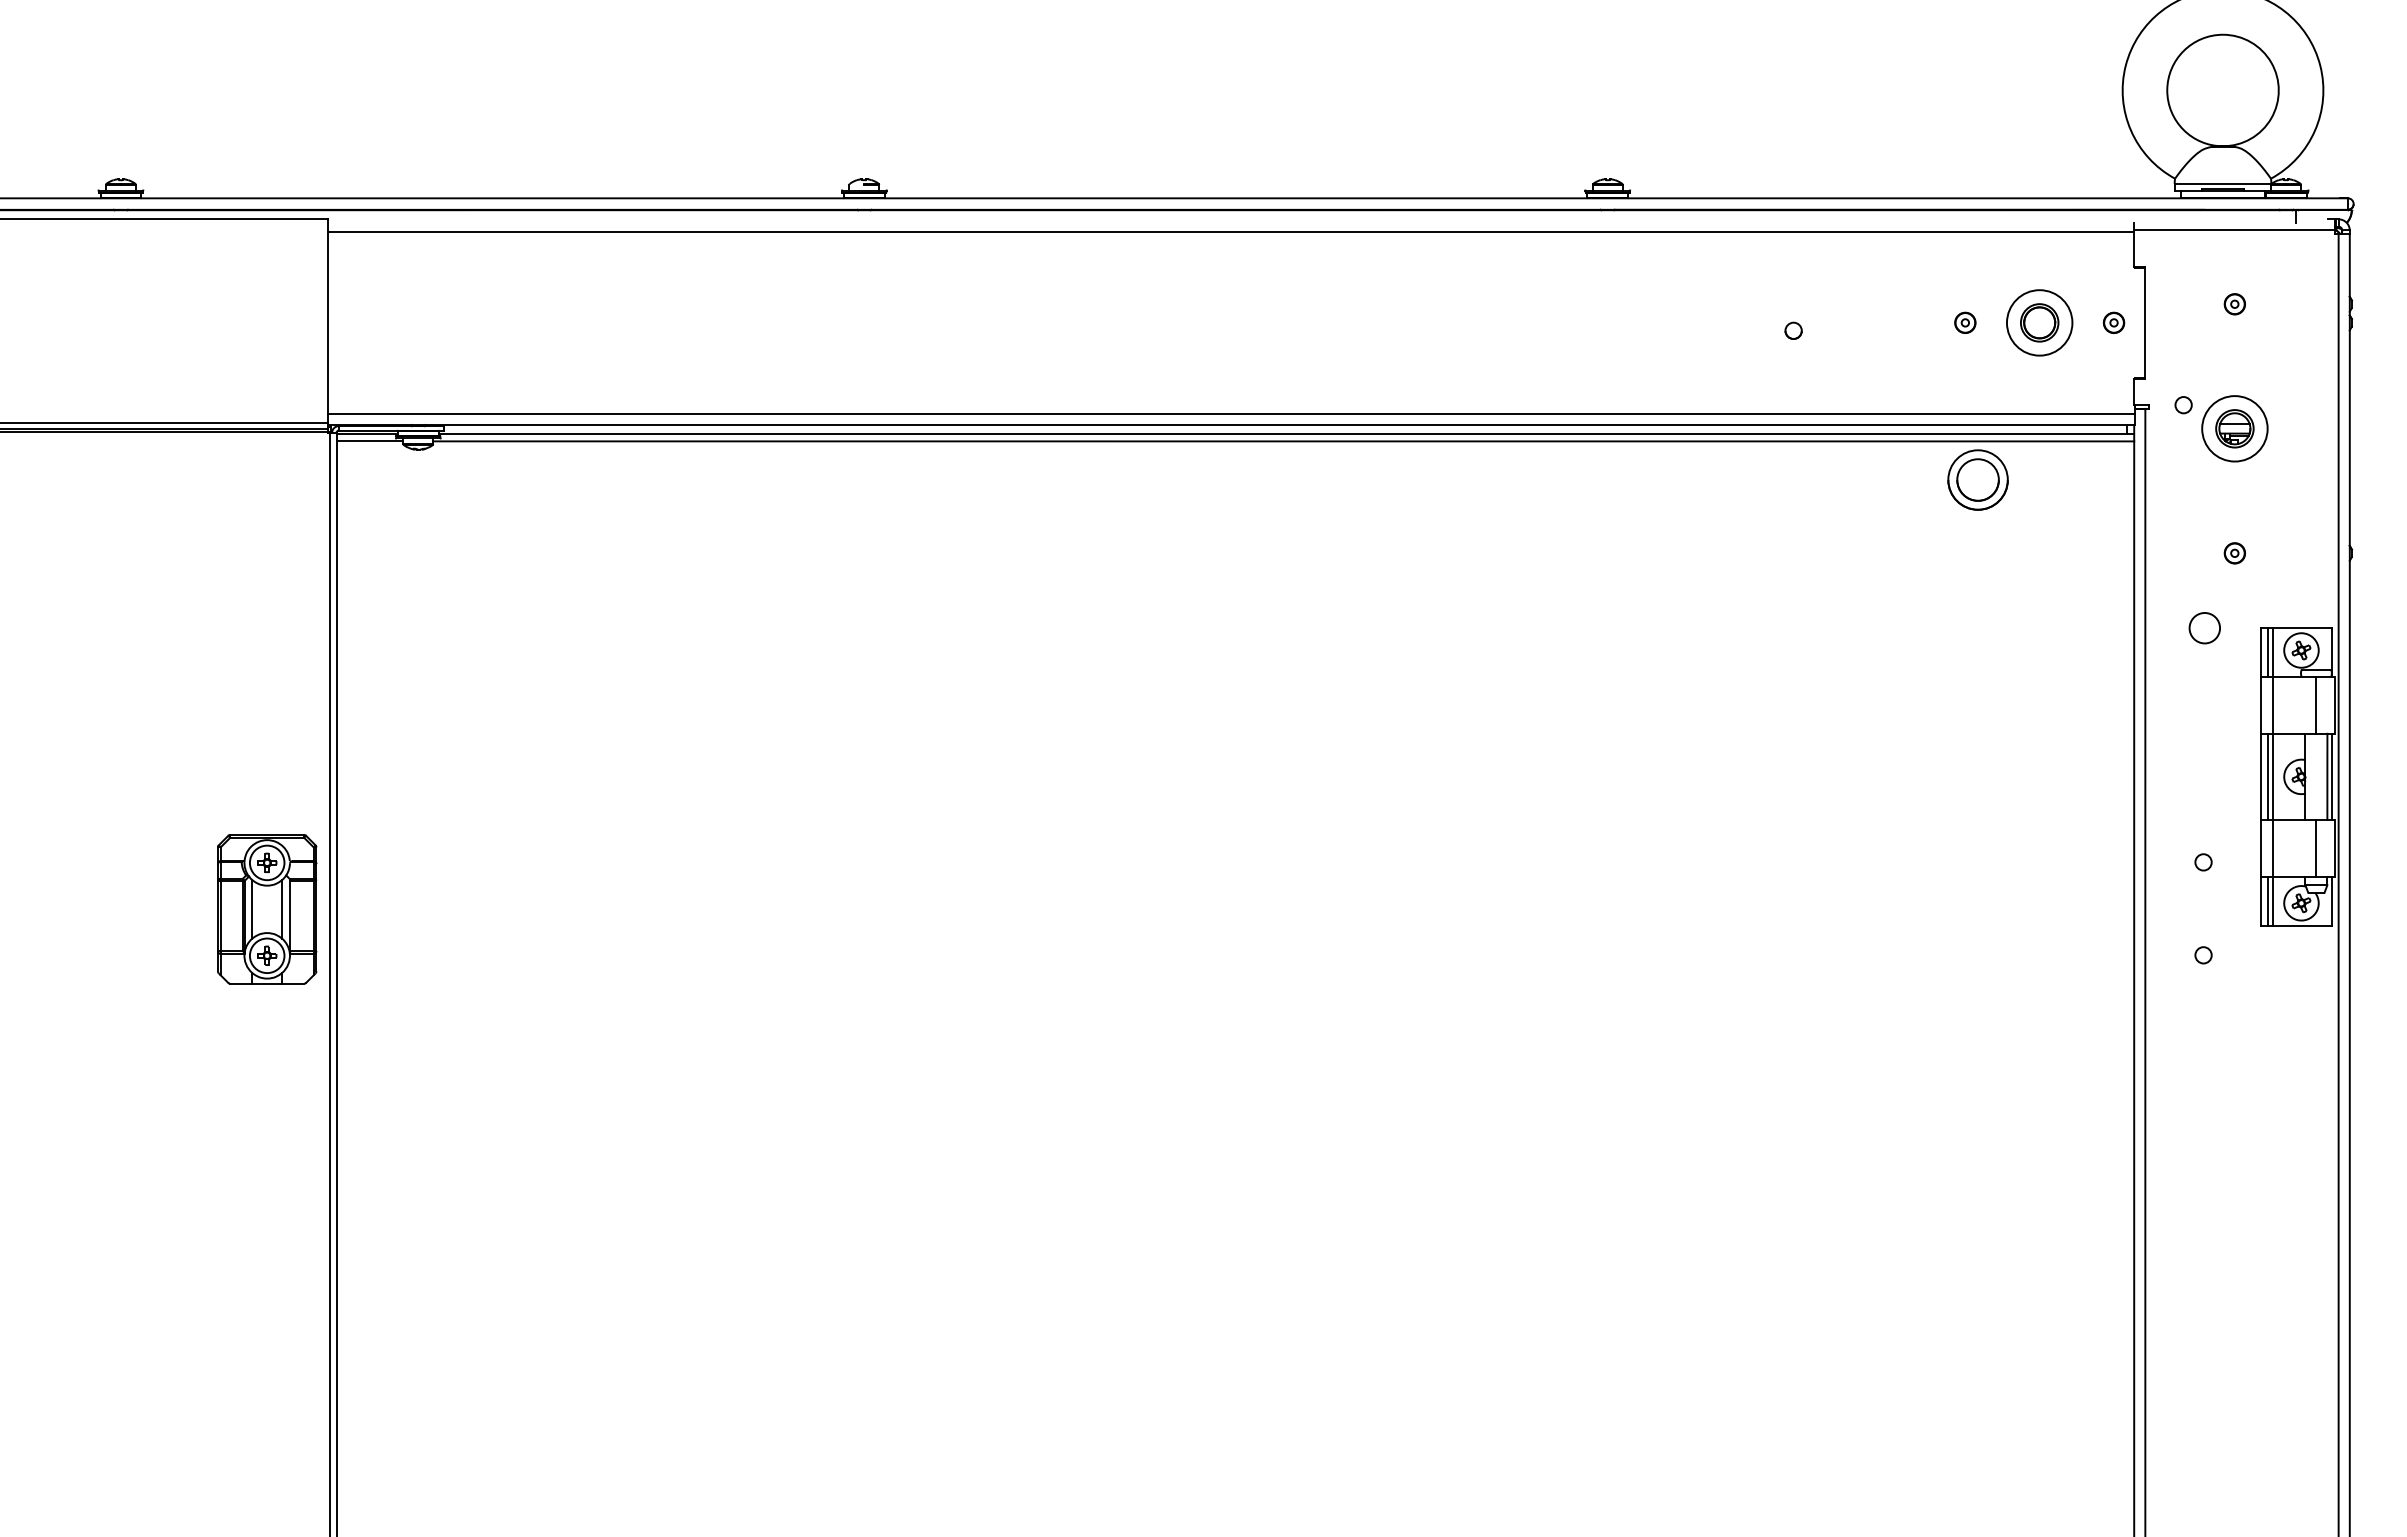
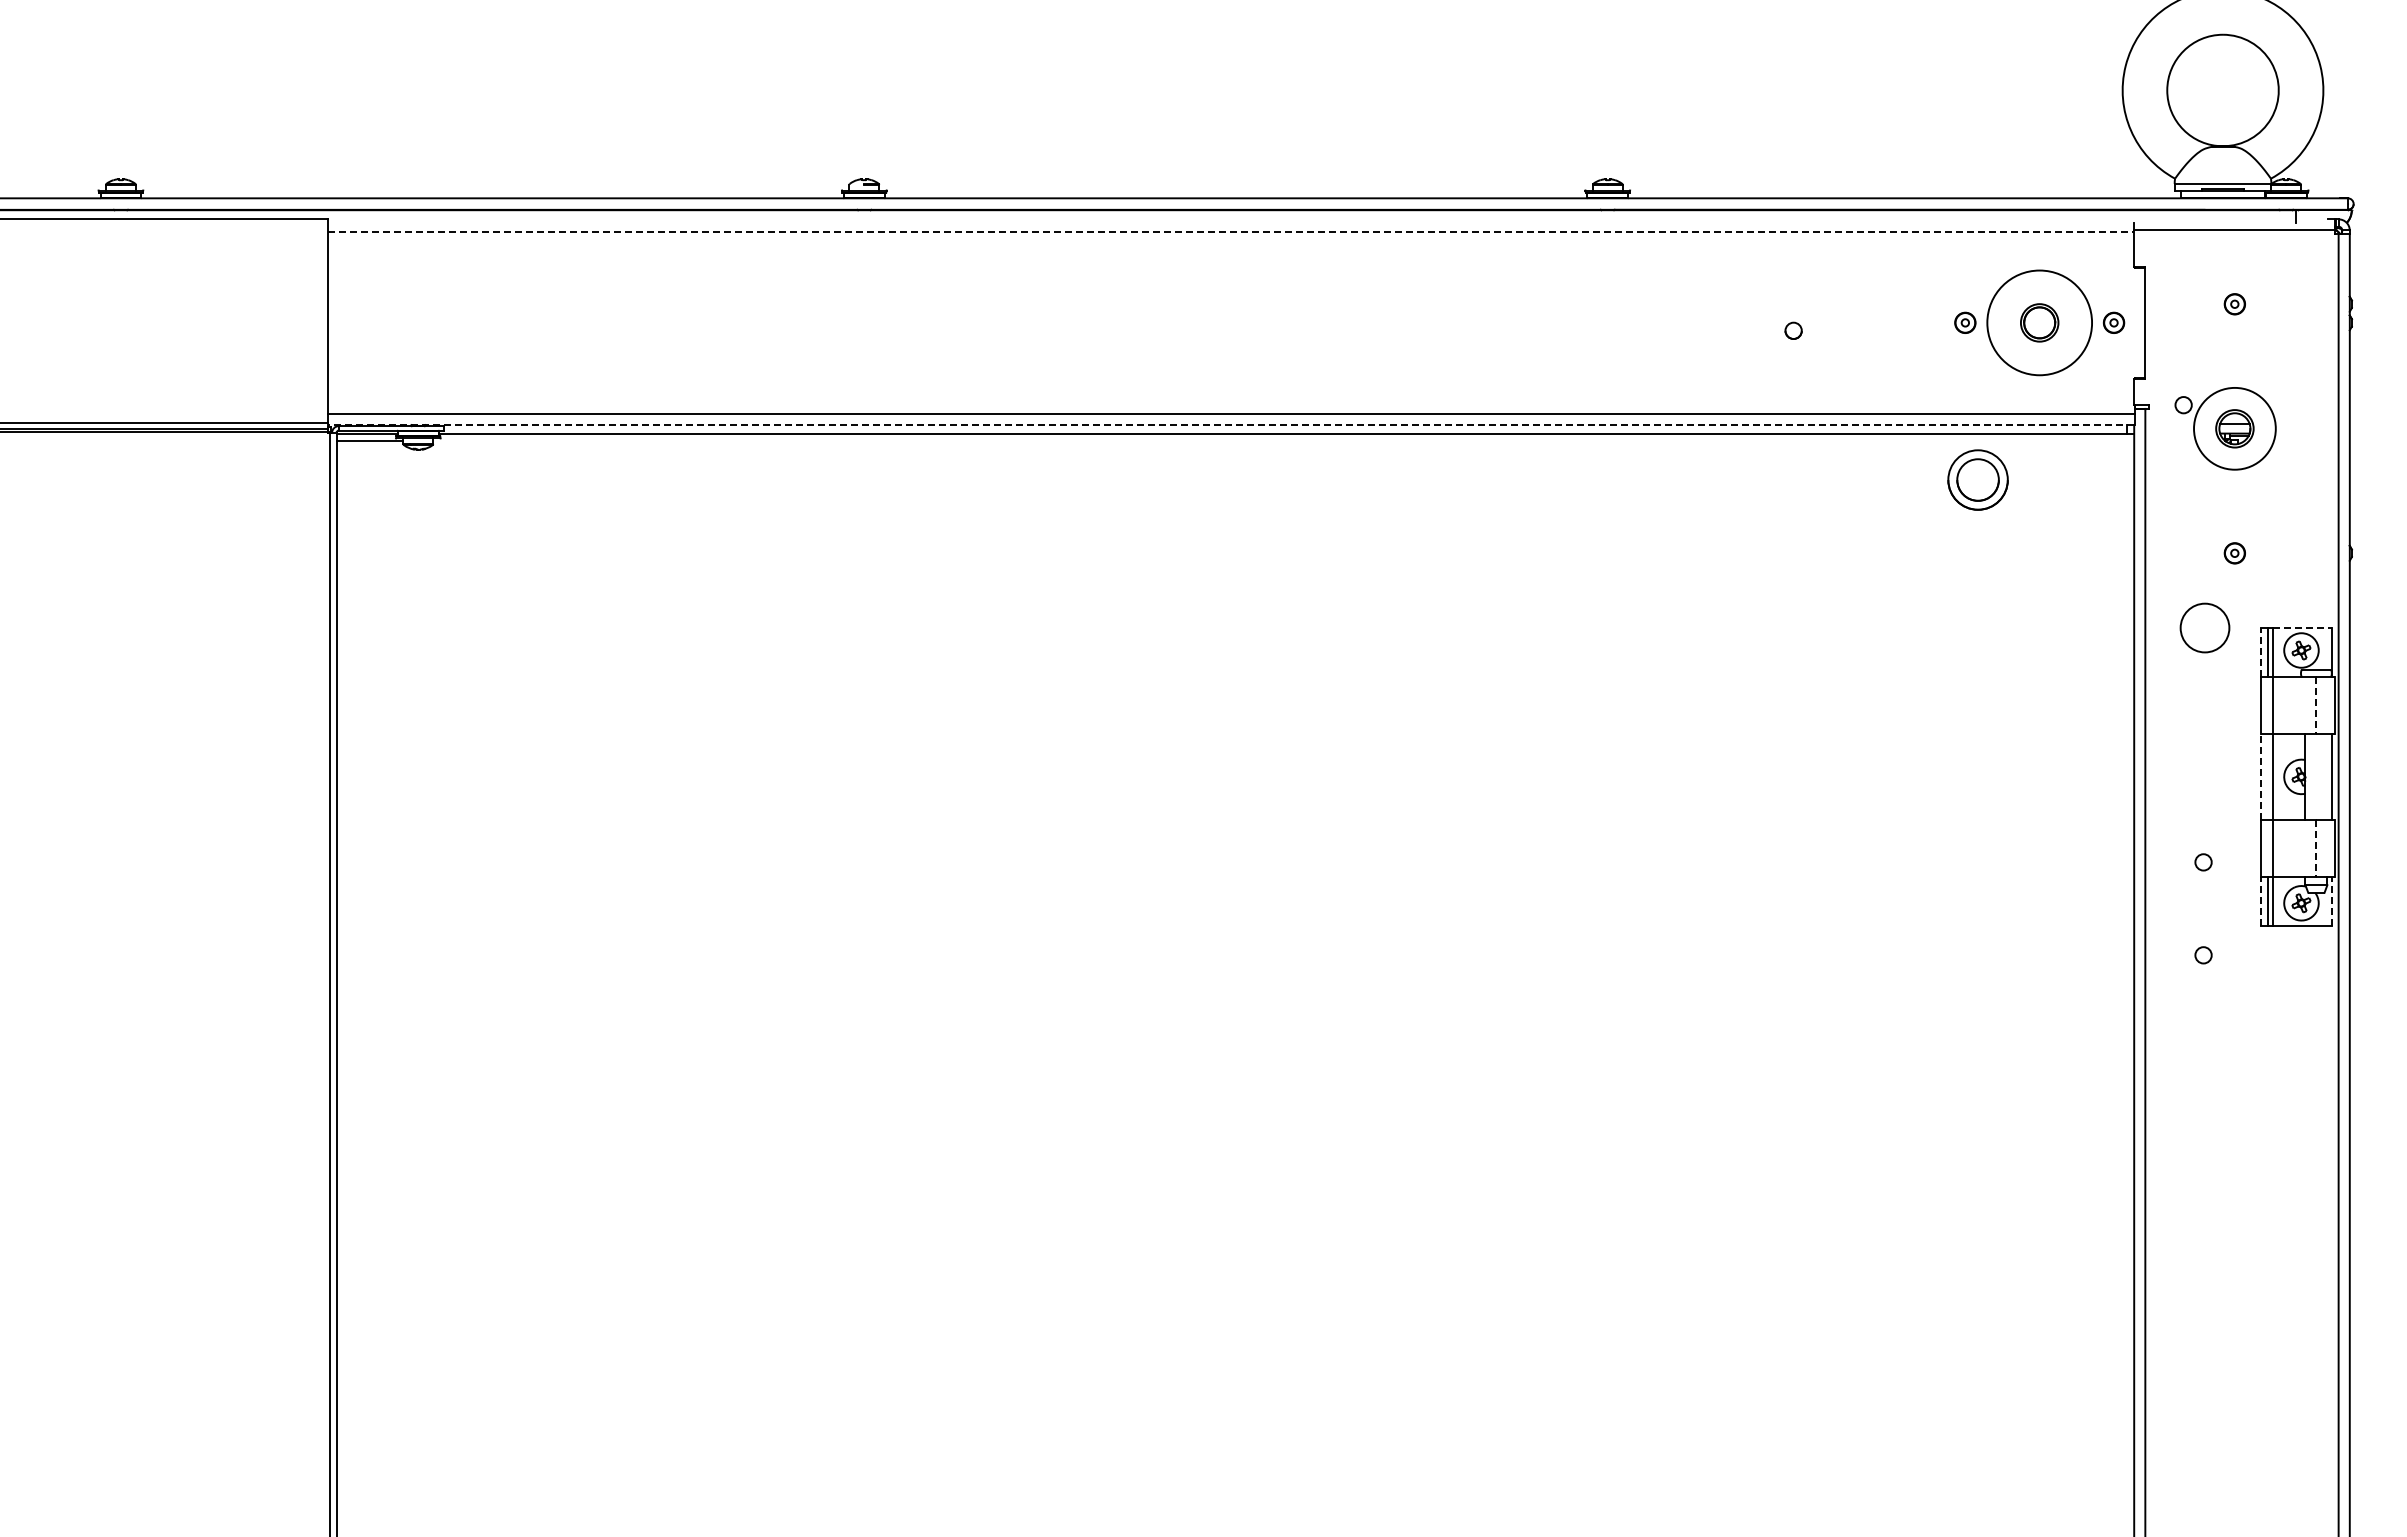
line: solid -> dashed (1231, 231)
circle diameter: 65 px -> 105 px (2039, 322)
line: solid -> dashed (1230, 425)
circle diameter: 65 px -> 82 px (2234, 428)
line: present -> none (1283, 441)
circle size: 33x33 px -> 52x52 px (2204, 627)
line: solid -> dashed (2302, 628)
line: solid -> dashed (2260, 652)
line: solid -> dashed (2316, 705)
line: solid -> dashed (2260, 776)
line: present -> none (2268, 776)
line: present -> none (2327, 776)
line: solid -> dashed (2316, 848)
line: solid -> dashed (2260, 900)
line: solid -> dashed (2332, 900)
part: present -> none (267, 909)
